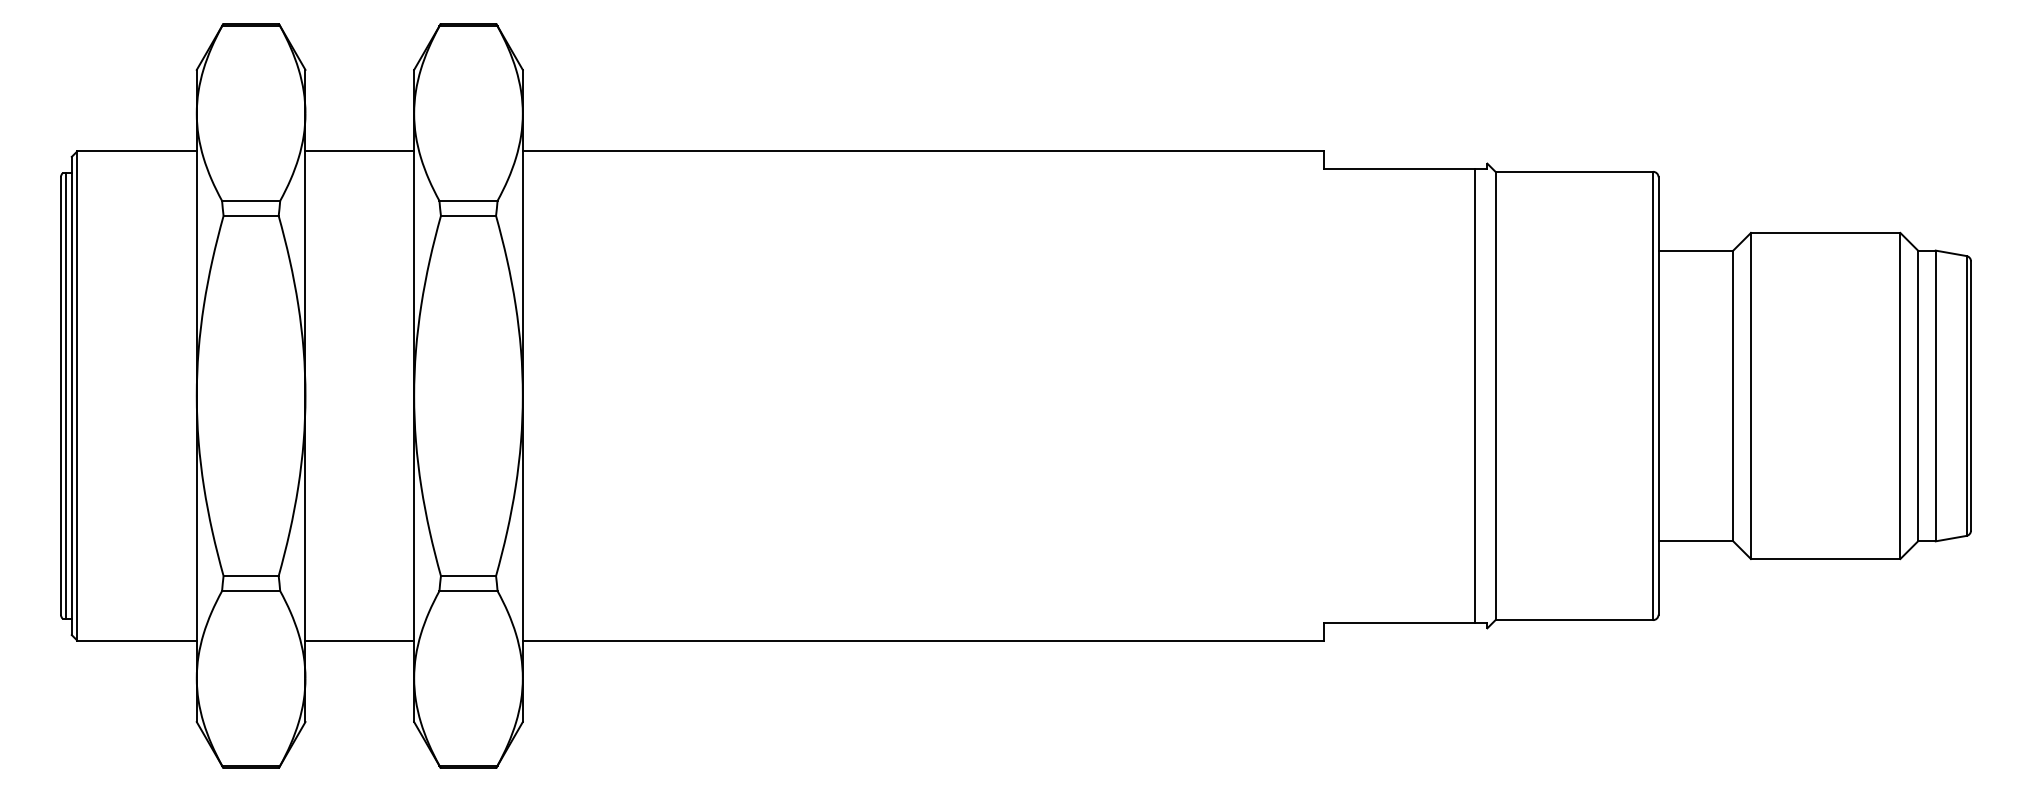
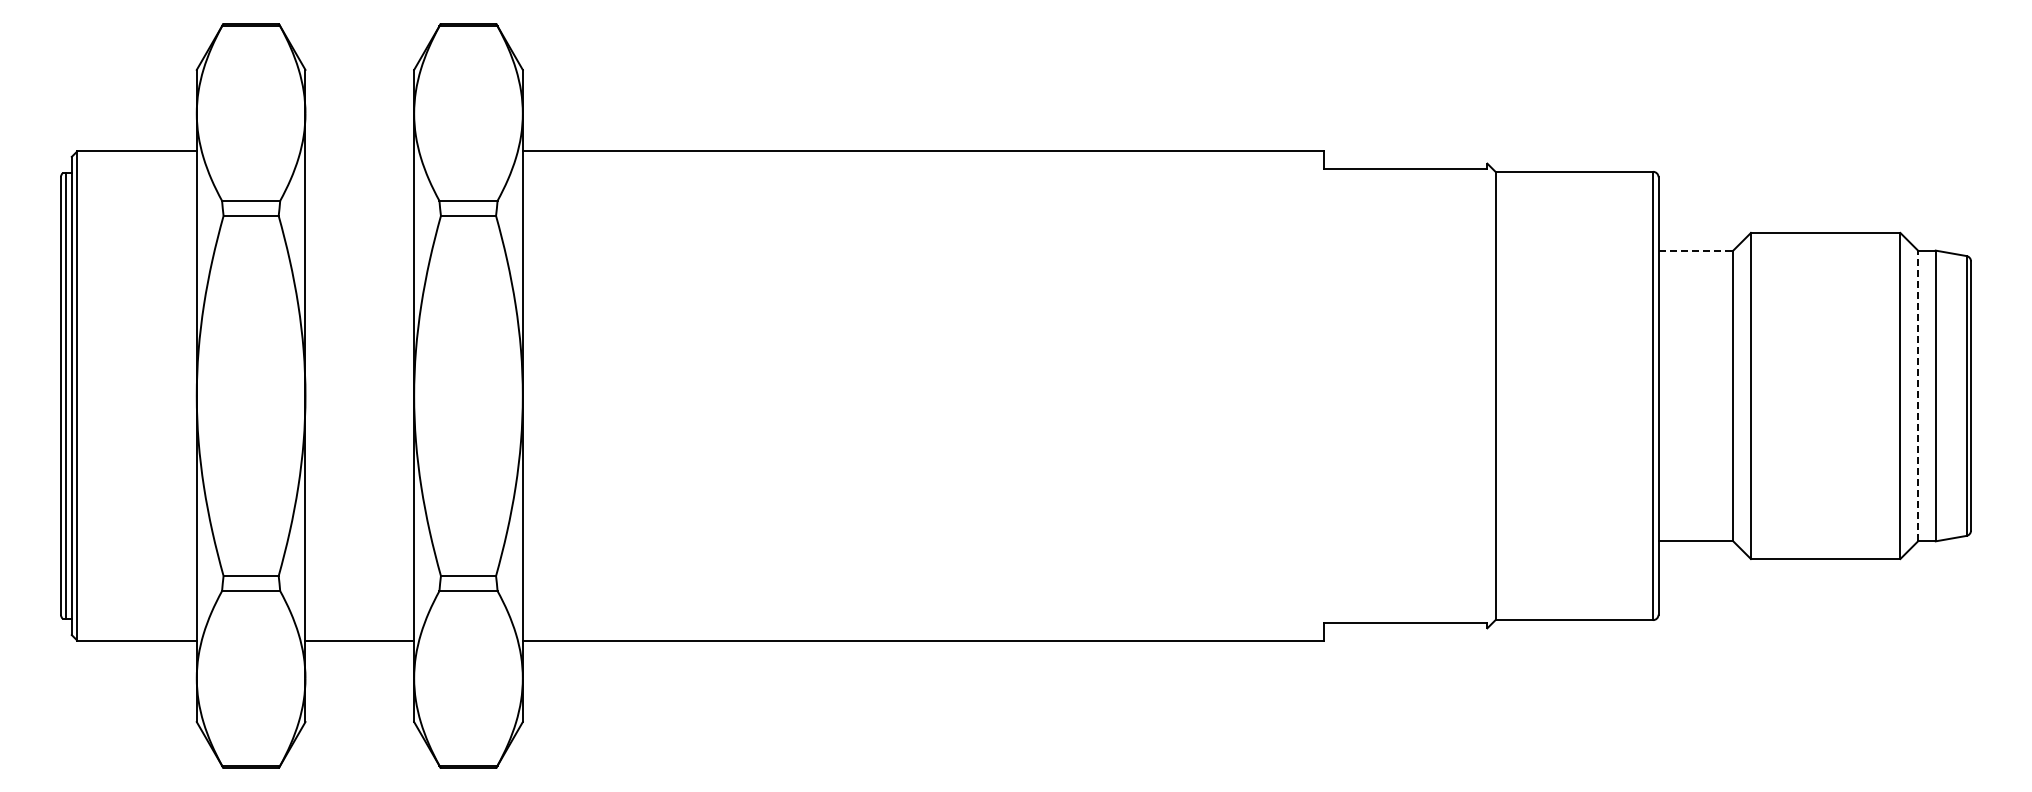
line: present -> none (359, 151)
line: solid -> dashed (1696, 250)
line: present -> none (1475, 395)
line: solid -> dashed (1918, 395)
